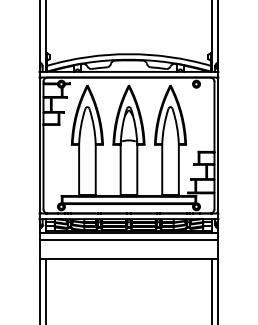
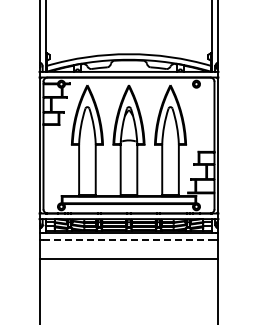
line: solid -> dashed (129, 240)
line: present -> none (45, 289)
line: present -> none (212, 289)
